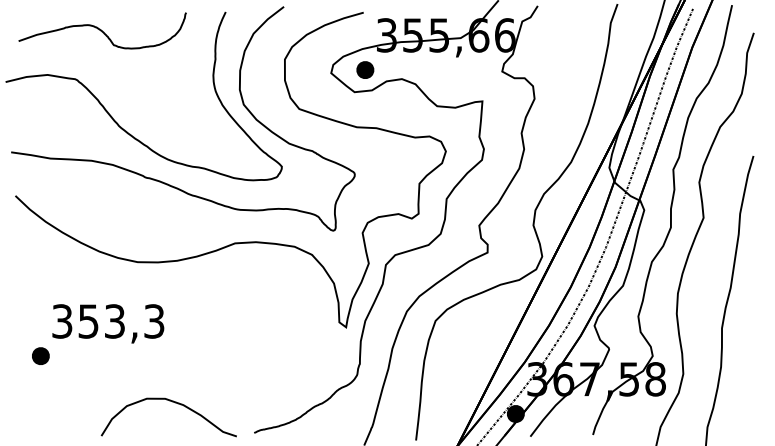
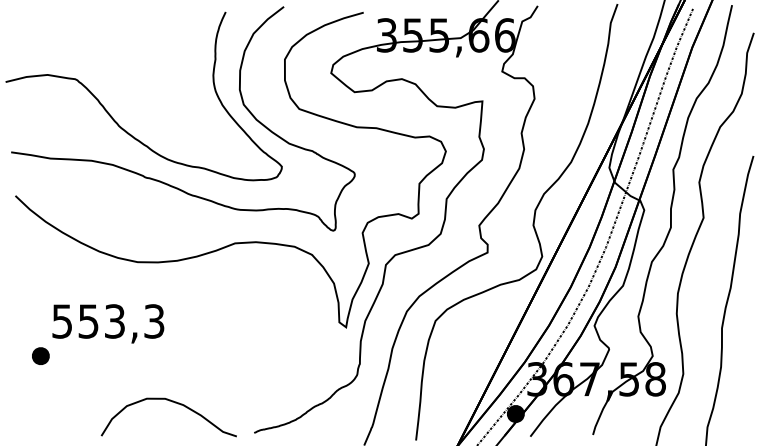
curve: present -> none (102, 30)
part: present -> none (365, 69)
text: 353,3 -> 553,3 (62, 321)
